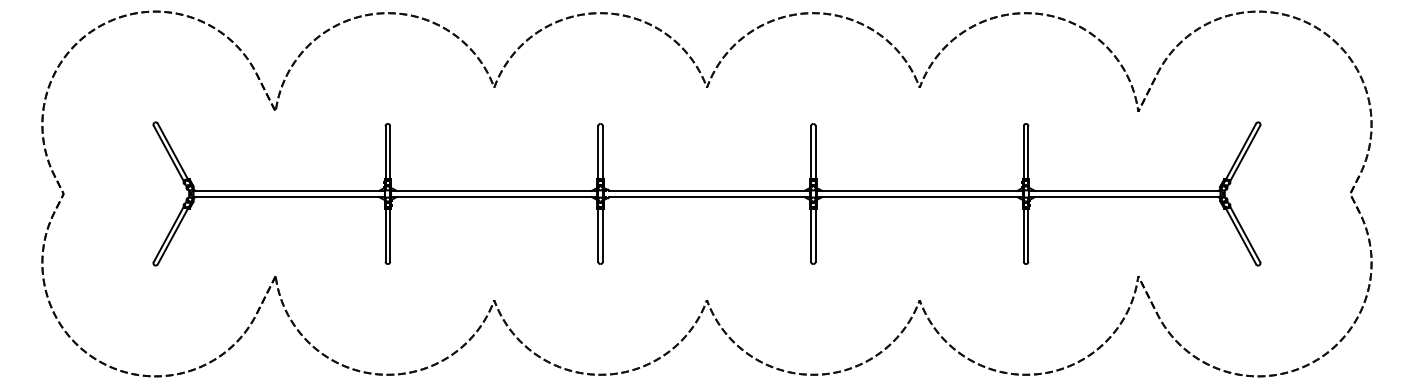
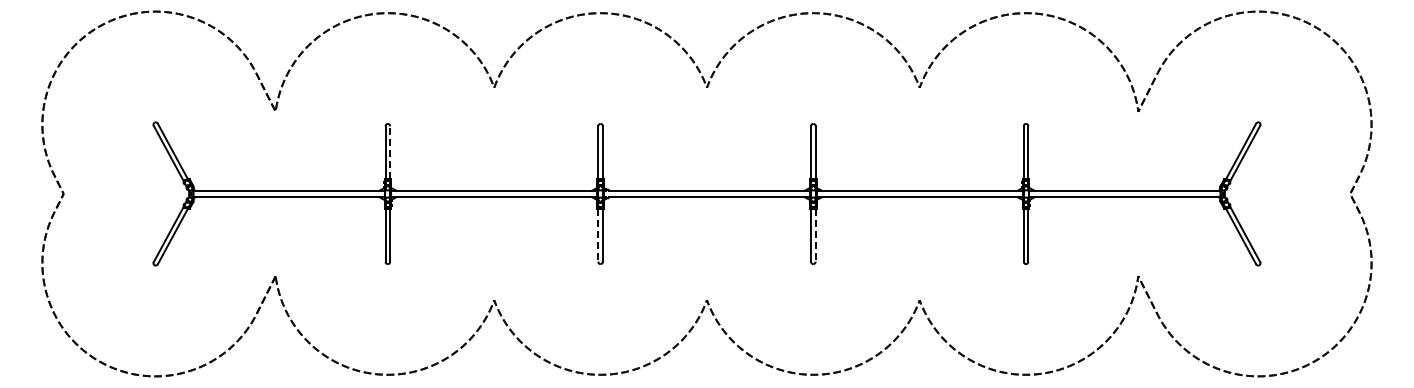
line: solid -> dashed (390, 152)
line: solid -> dashed (598, 235)
line: solid -> dashed (815, 235)
